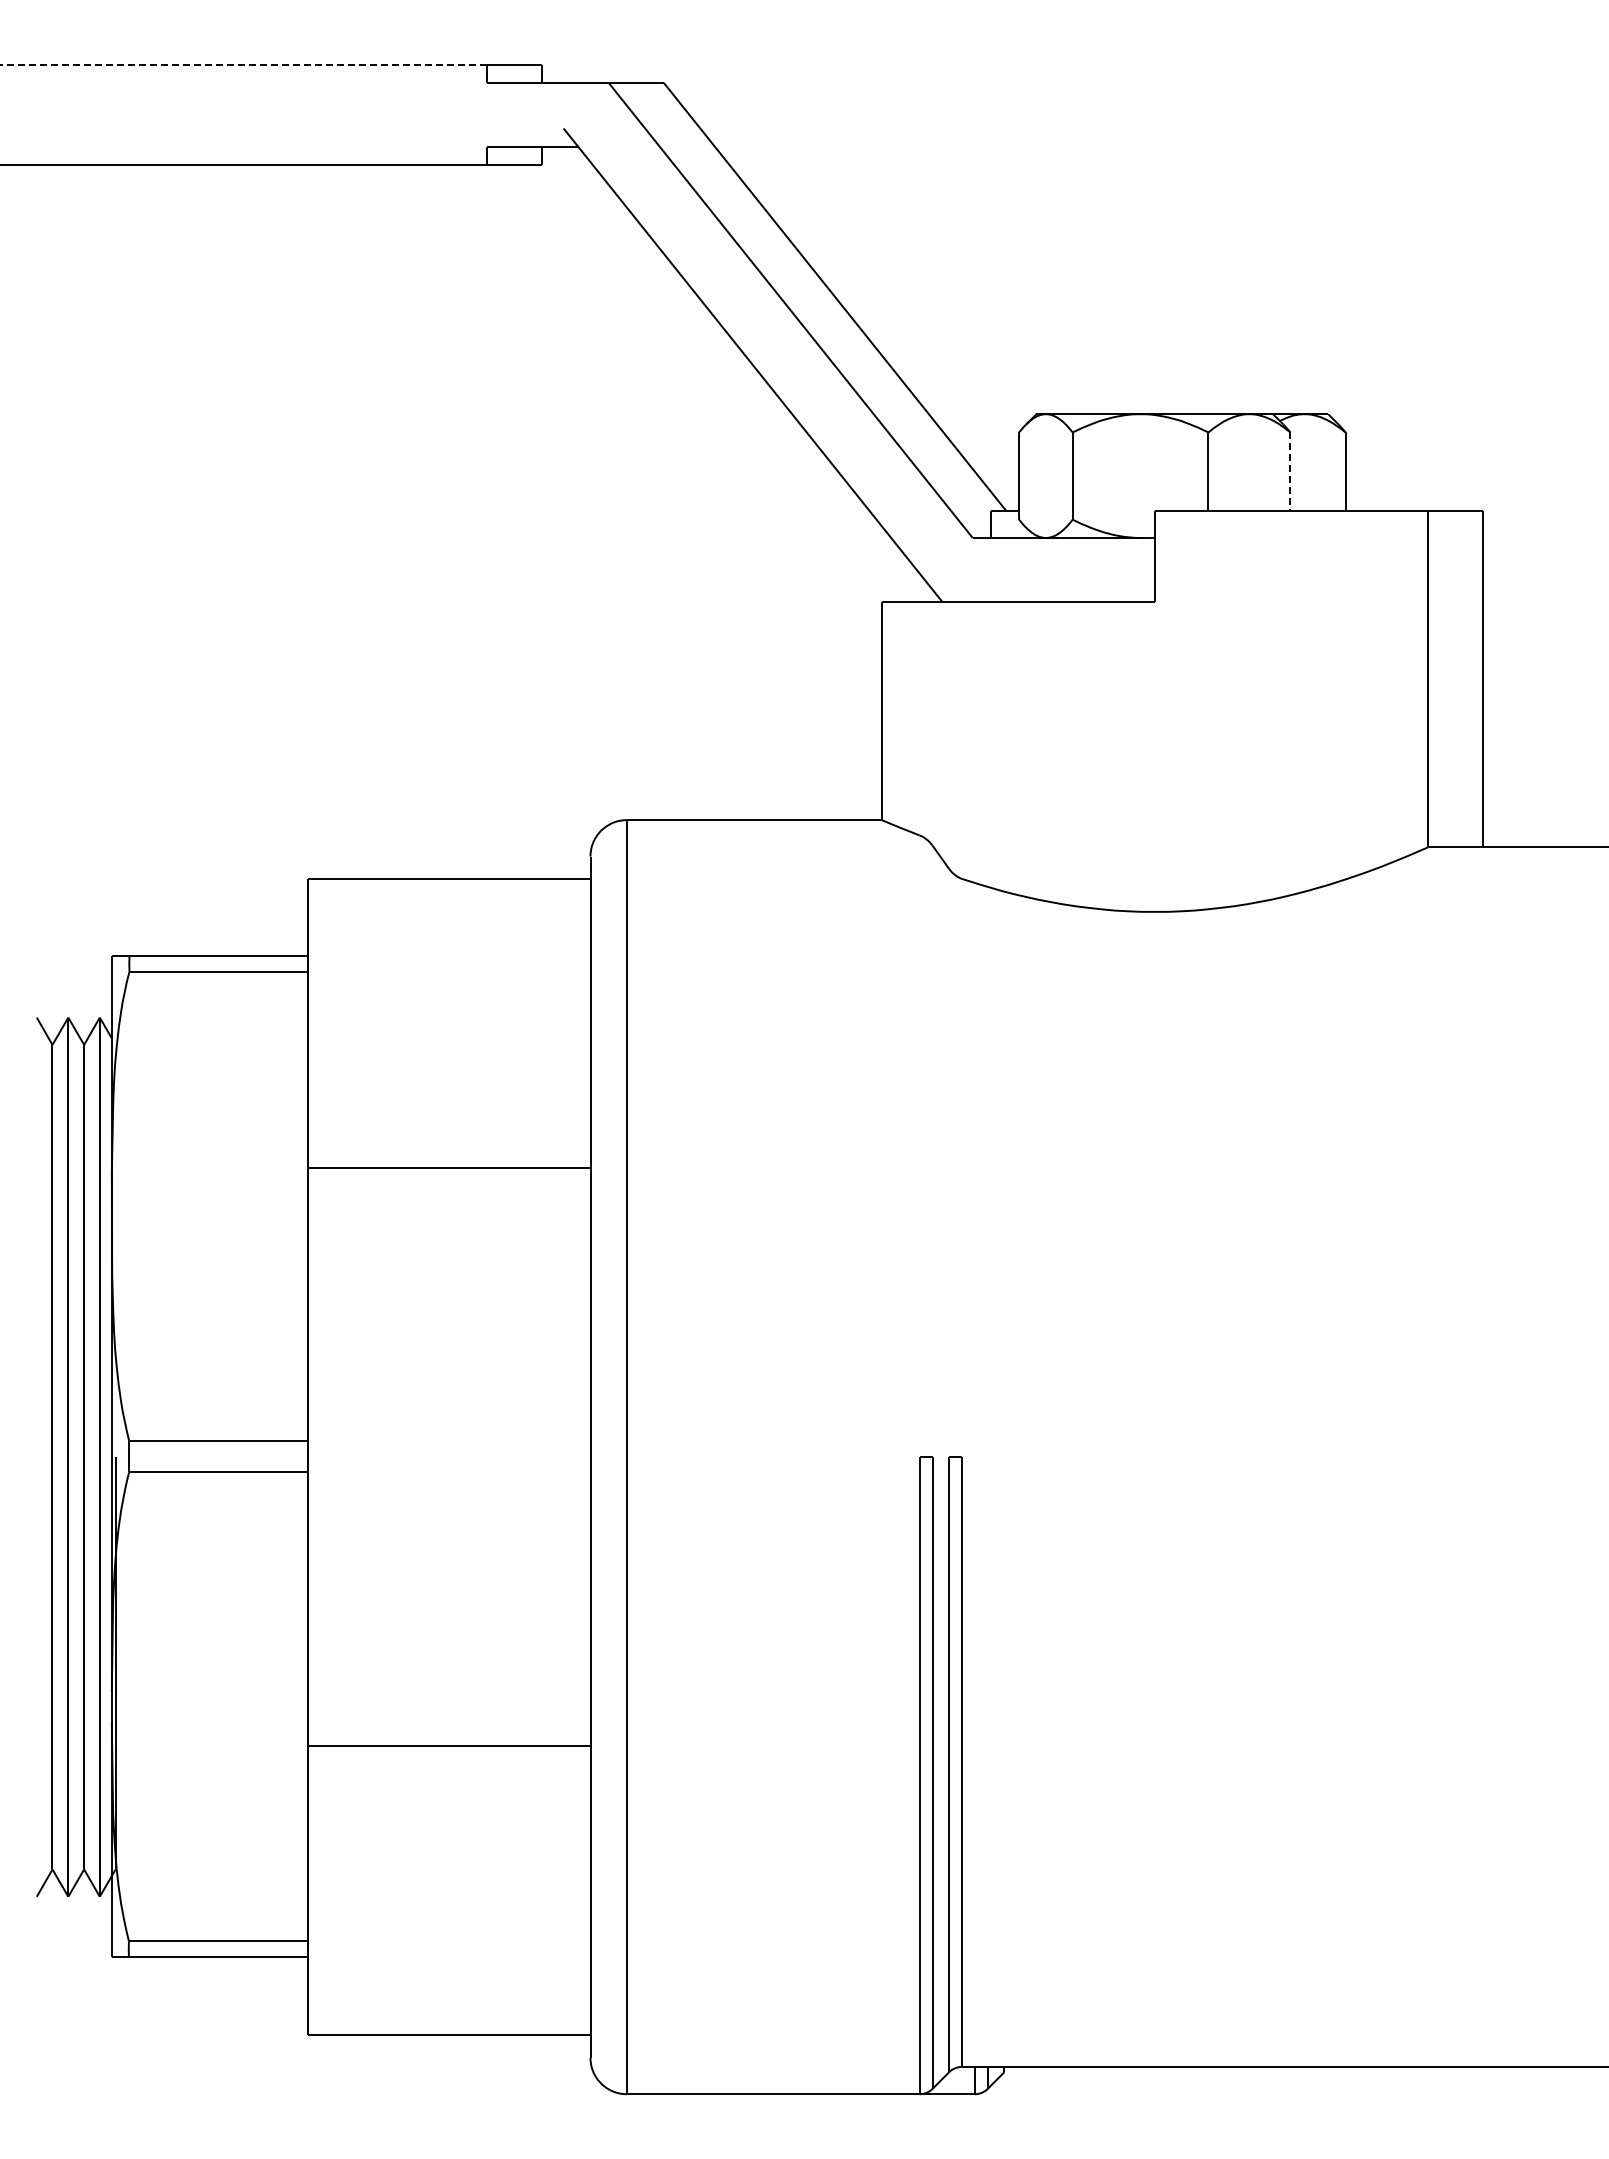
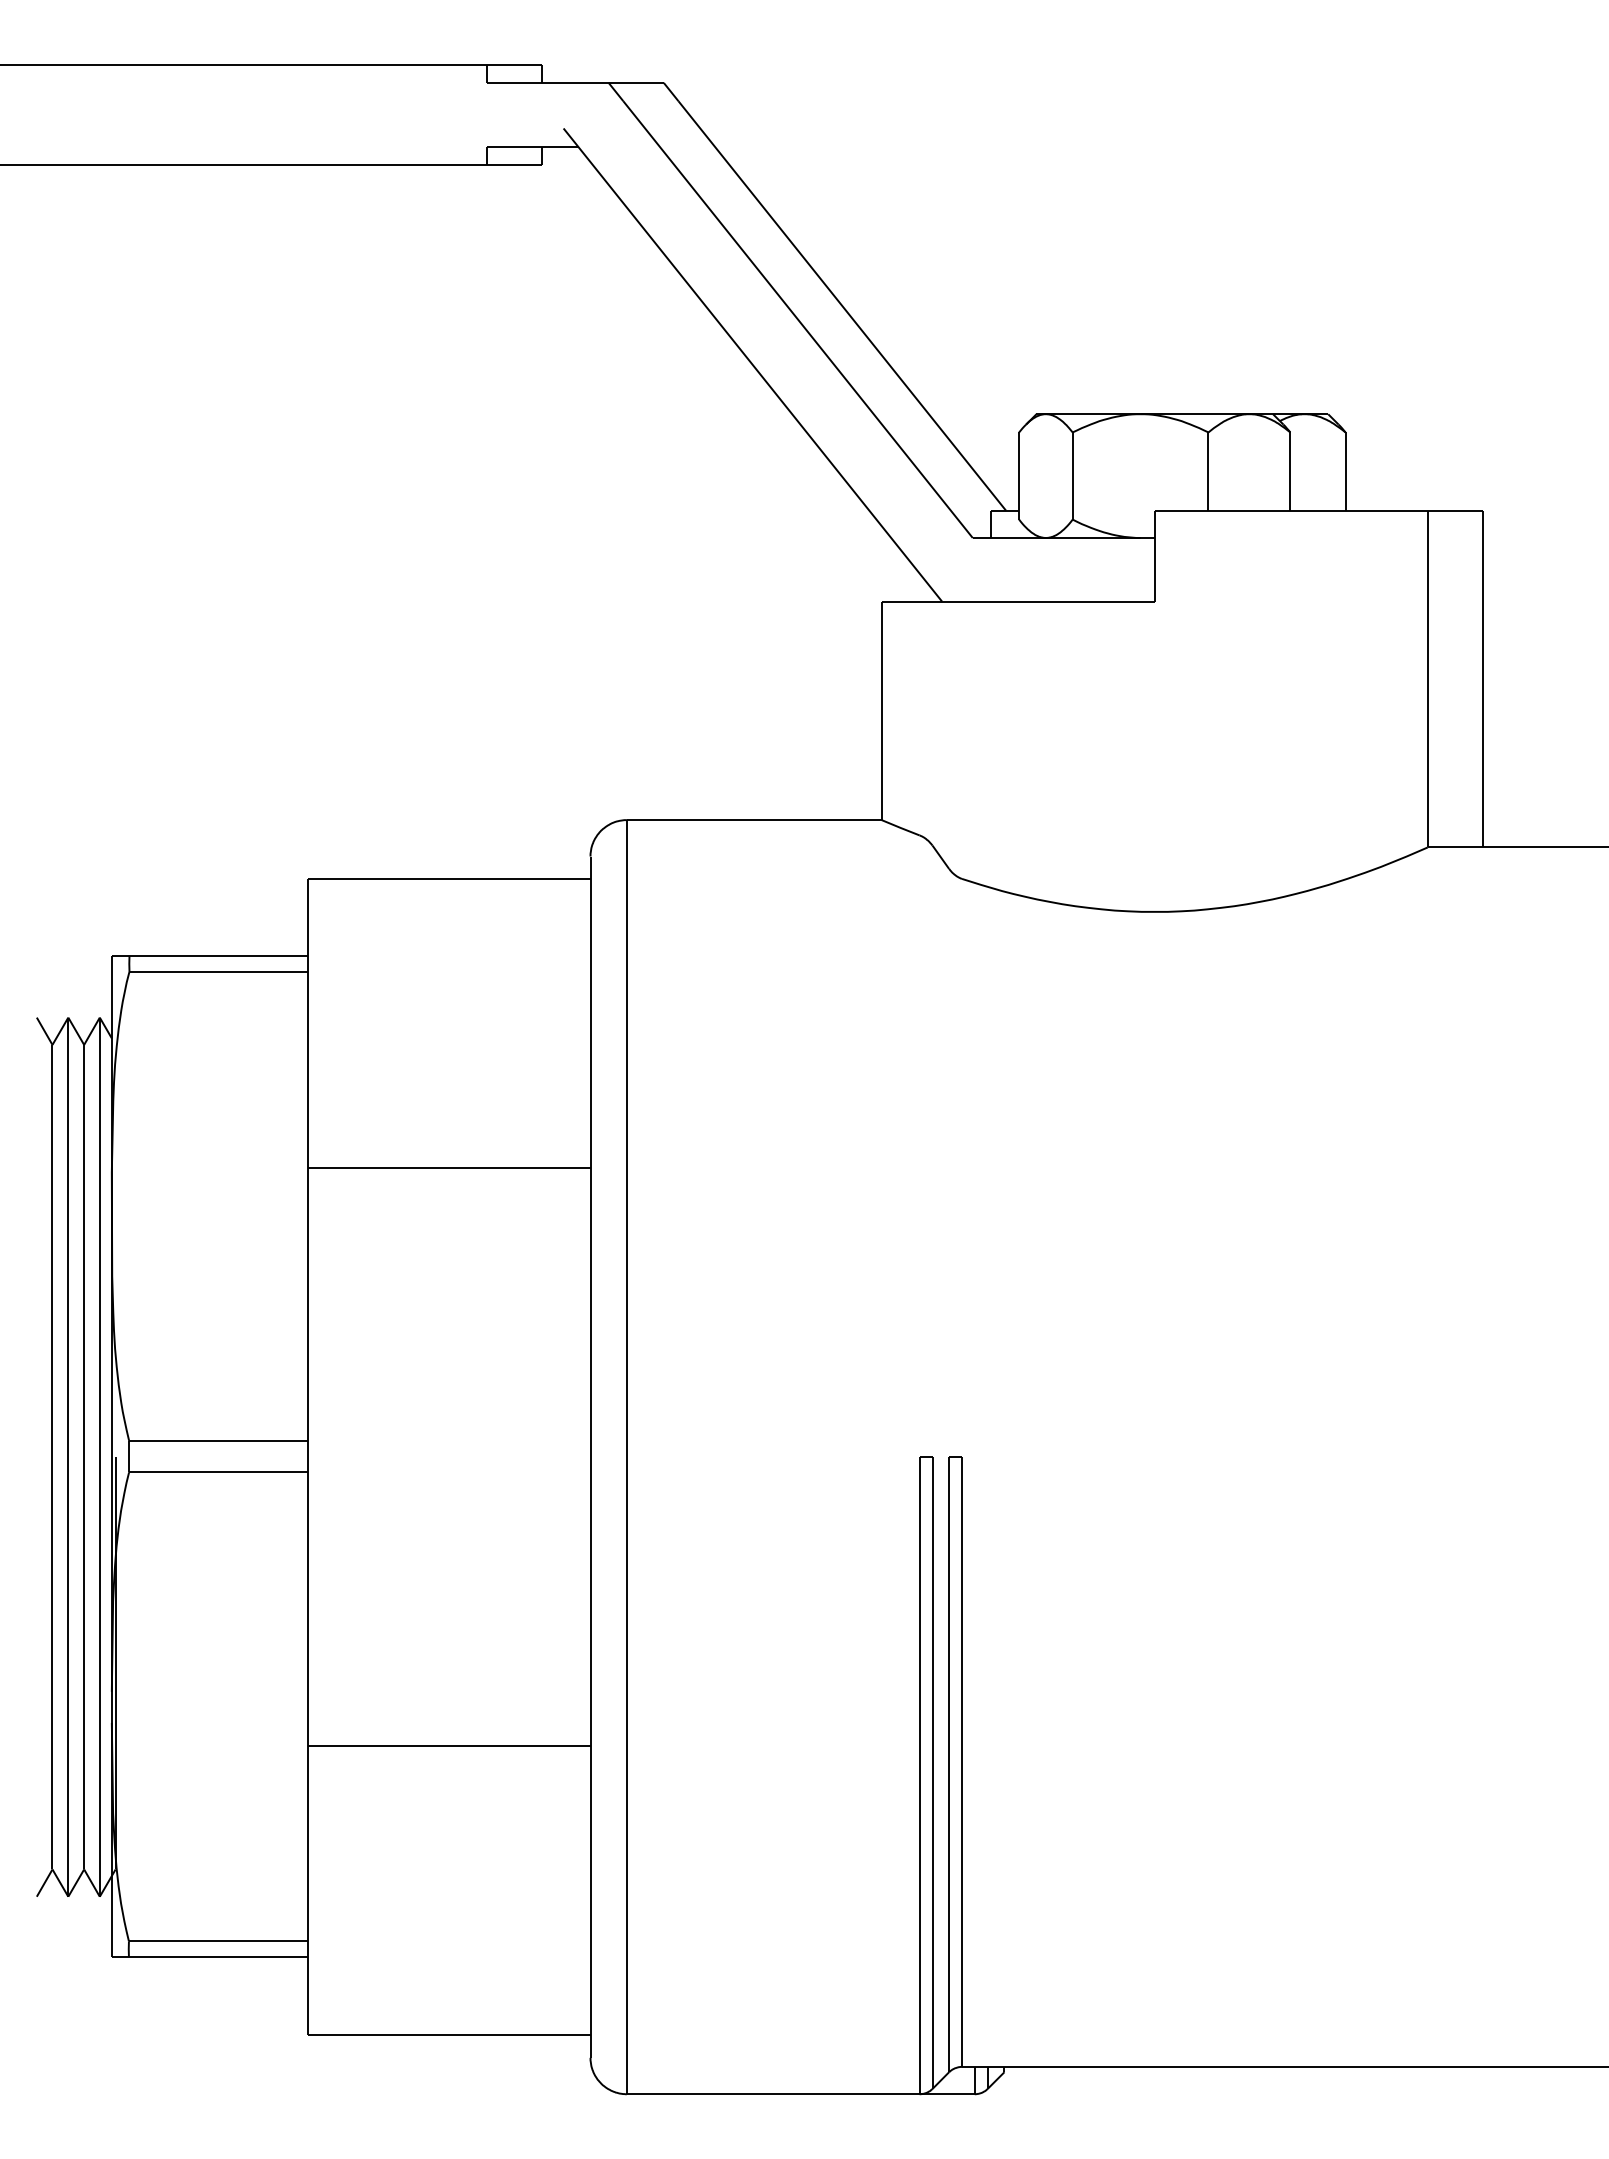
line: dashed -> solid (243, 64)
line: dashed -> solid (1290, 472)
